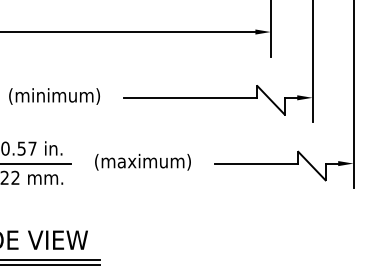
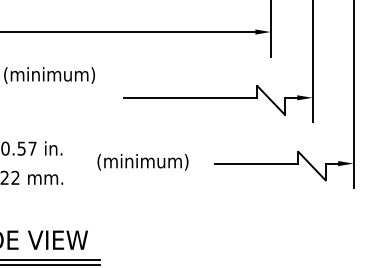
text position: (54, 96) -> (49, 75) (49, 75)
text: (maximum) -> (minimum) (142, 161)
line: present -> none (36, 163)
